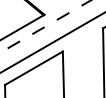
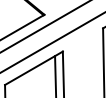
line: dashed -> solid (46, 26)
line: none -> present (55, 75)
